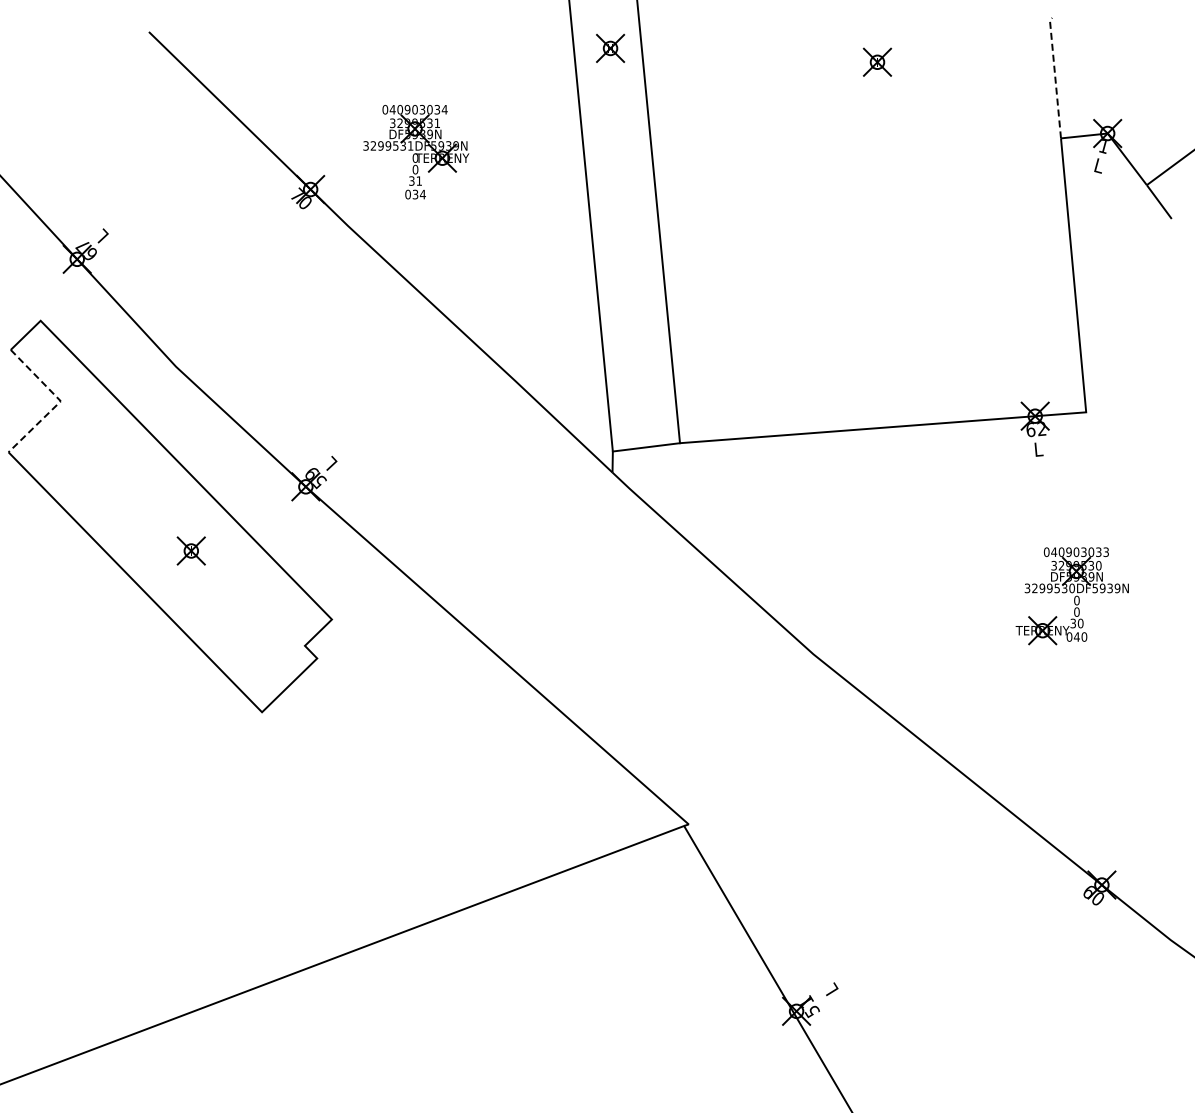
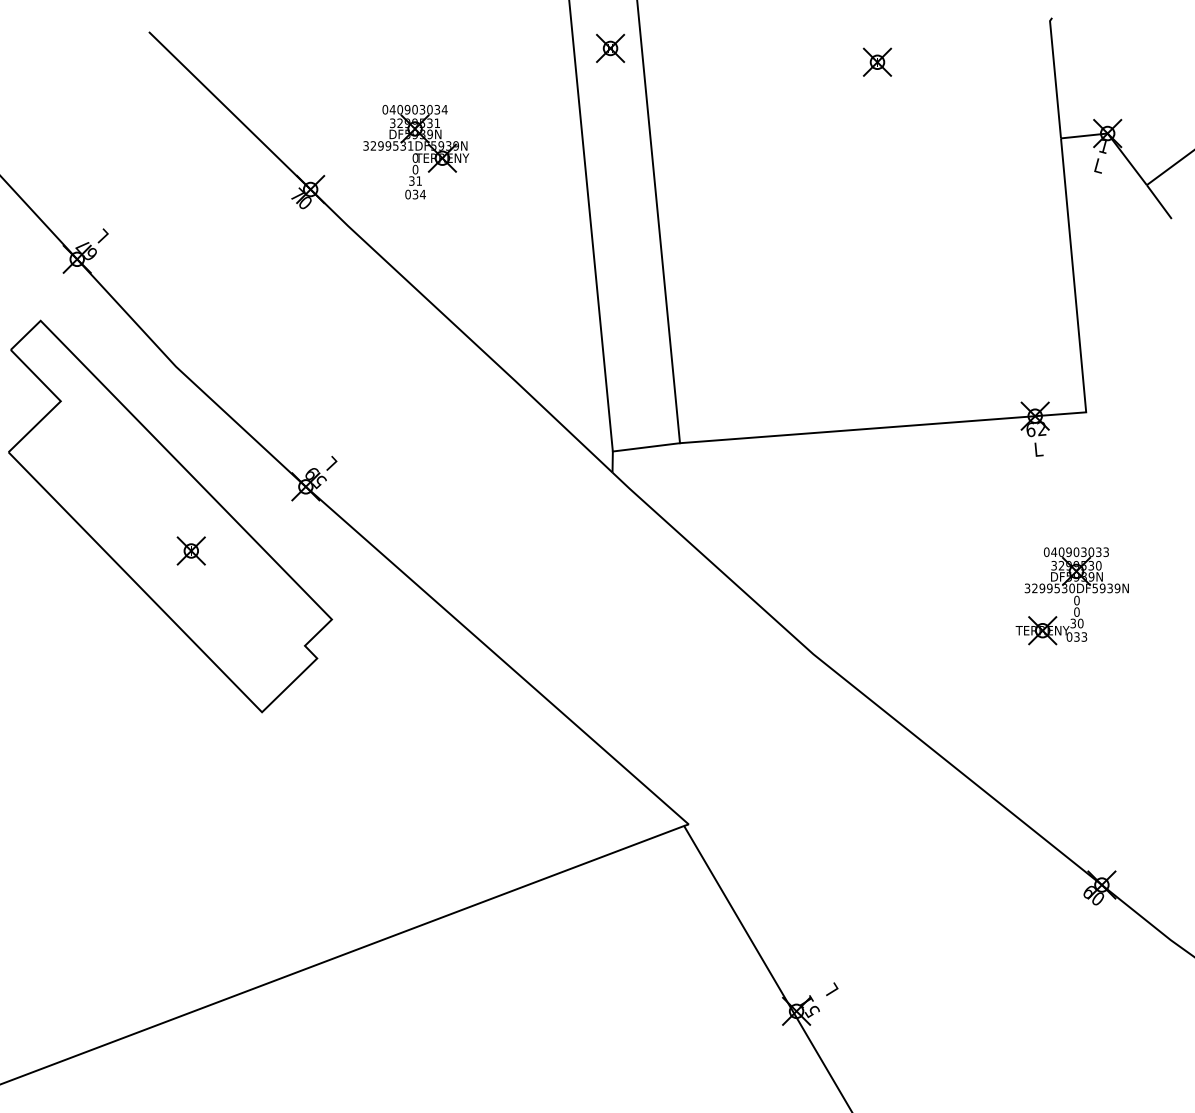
line: dashed -> solid (1055, 76)
line: dashed -> solid (60, 401)
text: 040 -> 033 (1080, 636)
